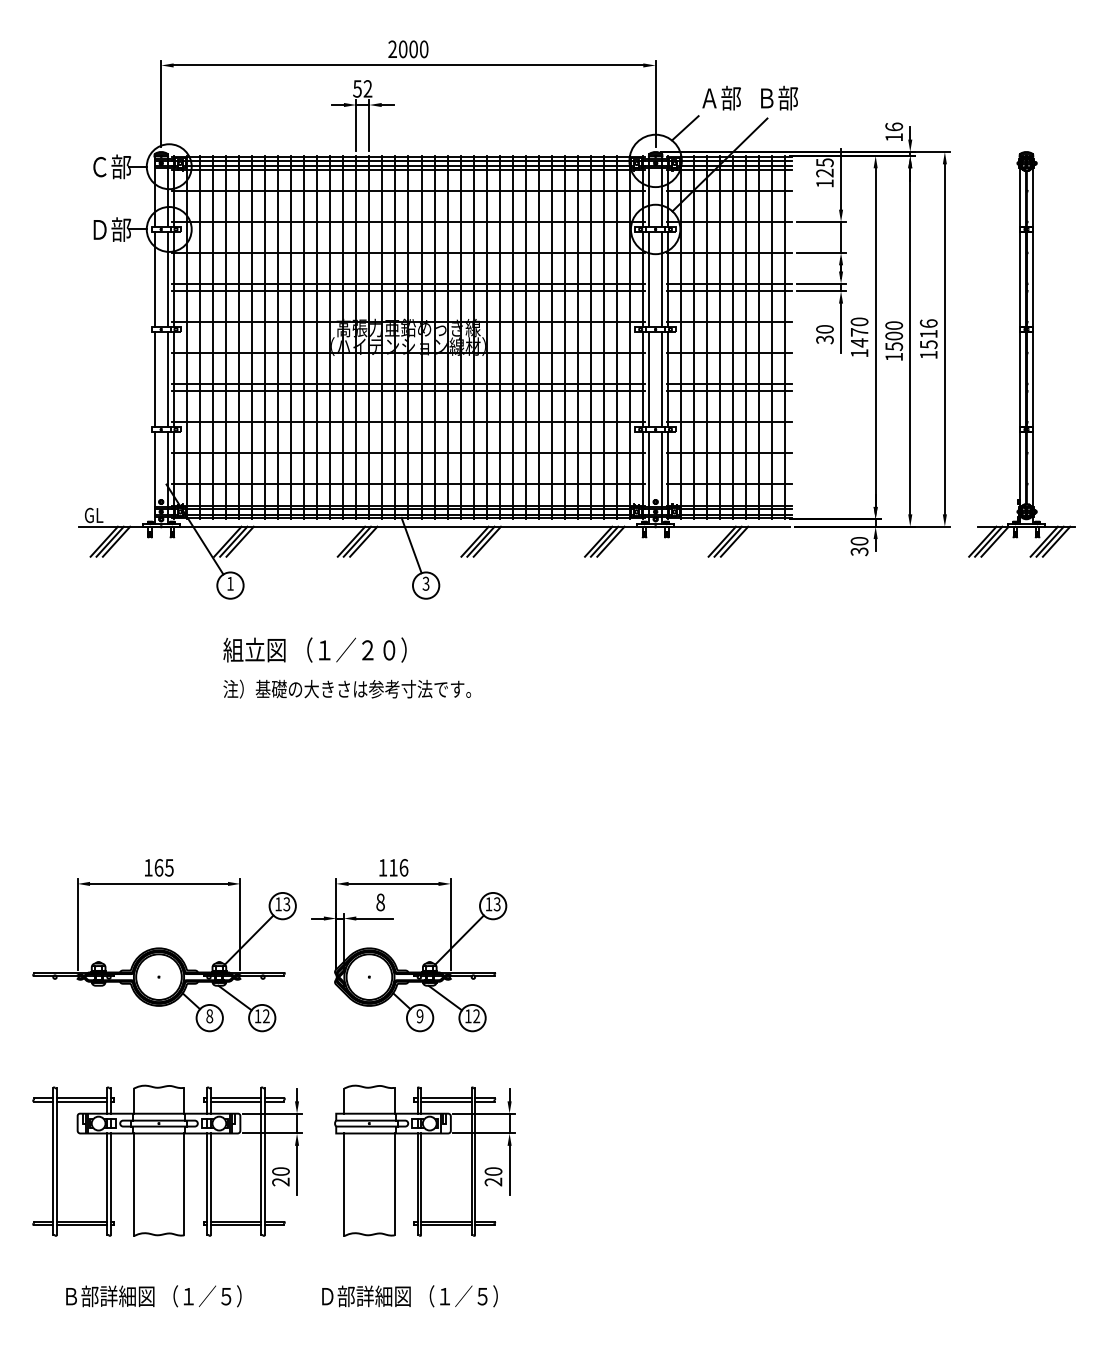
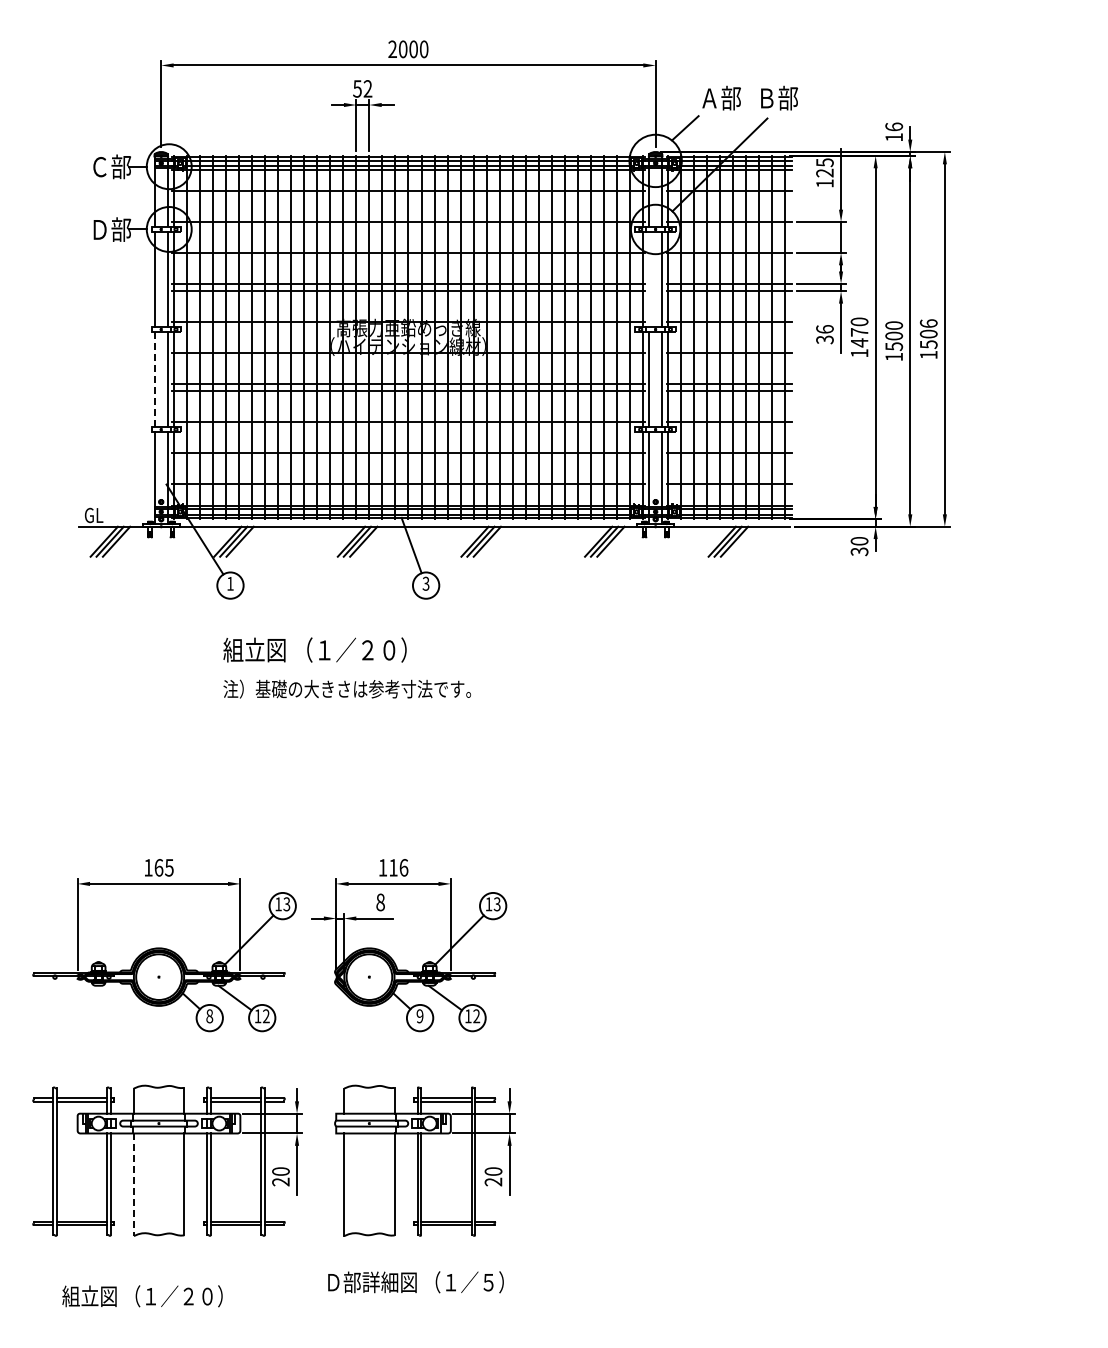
line: present -> none (649, 279)
text: 30 -> 36 (824, 329)
text: 1516 -> 1506 (928, 333)
part: present -> none (1021, 354)
line: solid -> dashed (154, 379)
line: solid -> dashed (133, 1185)
text: Ｂ部詳細図 （１／５） -> 組立図 （１／２０） (151, 1296)
text position: (409, 1296) -> (415, 1282) (415, 1282)
